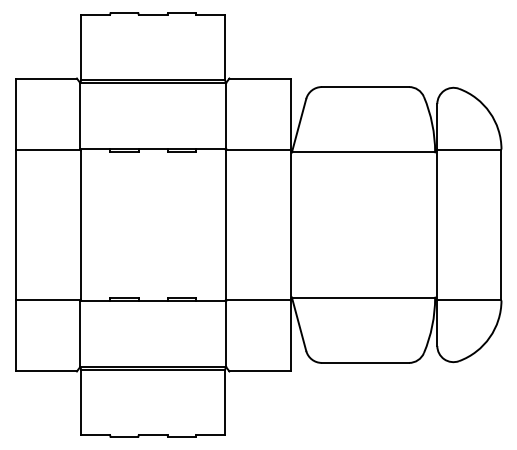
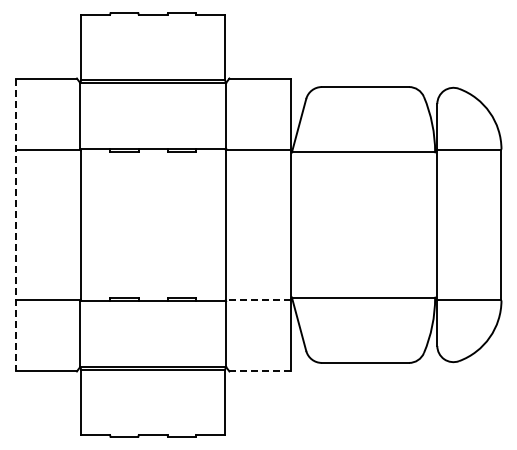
line: solid -> dashed (15, 225)
line: solid -> dashed (258, 300)
line: solid -> dashed (260, 371)
